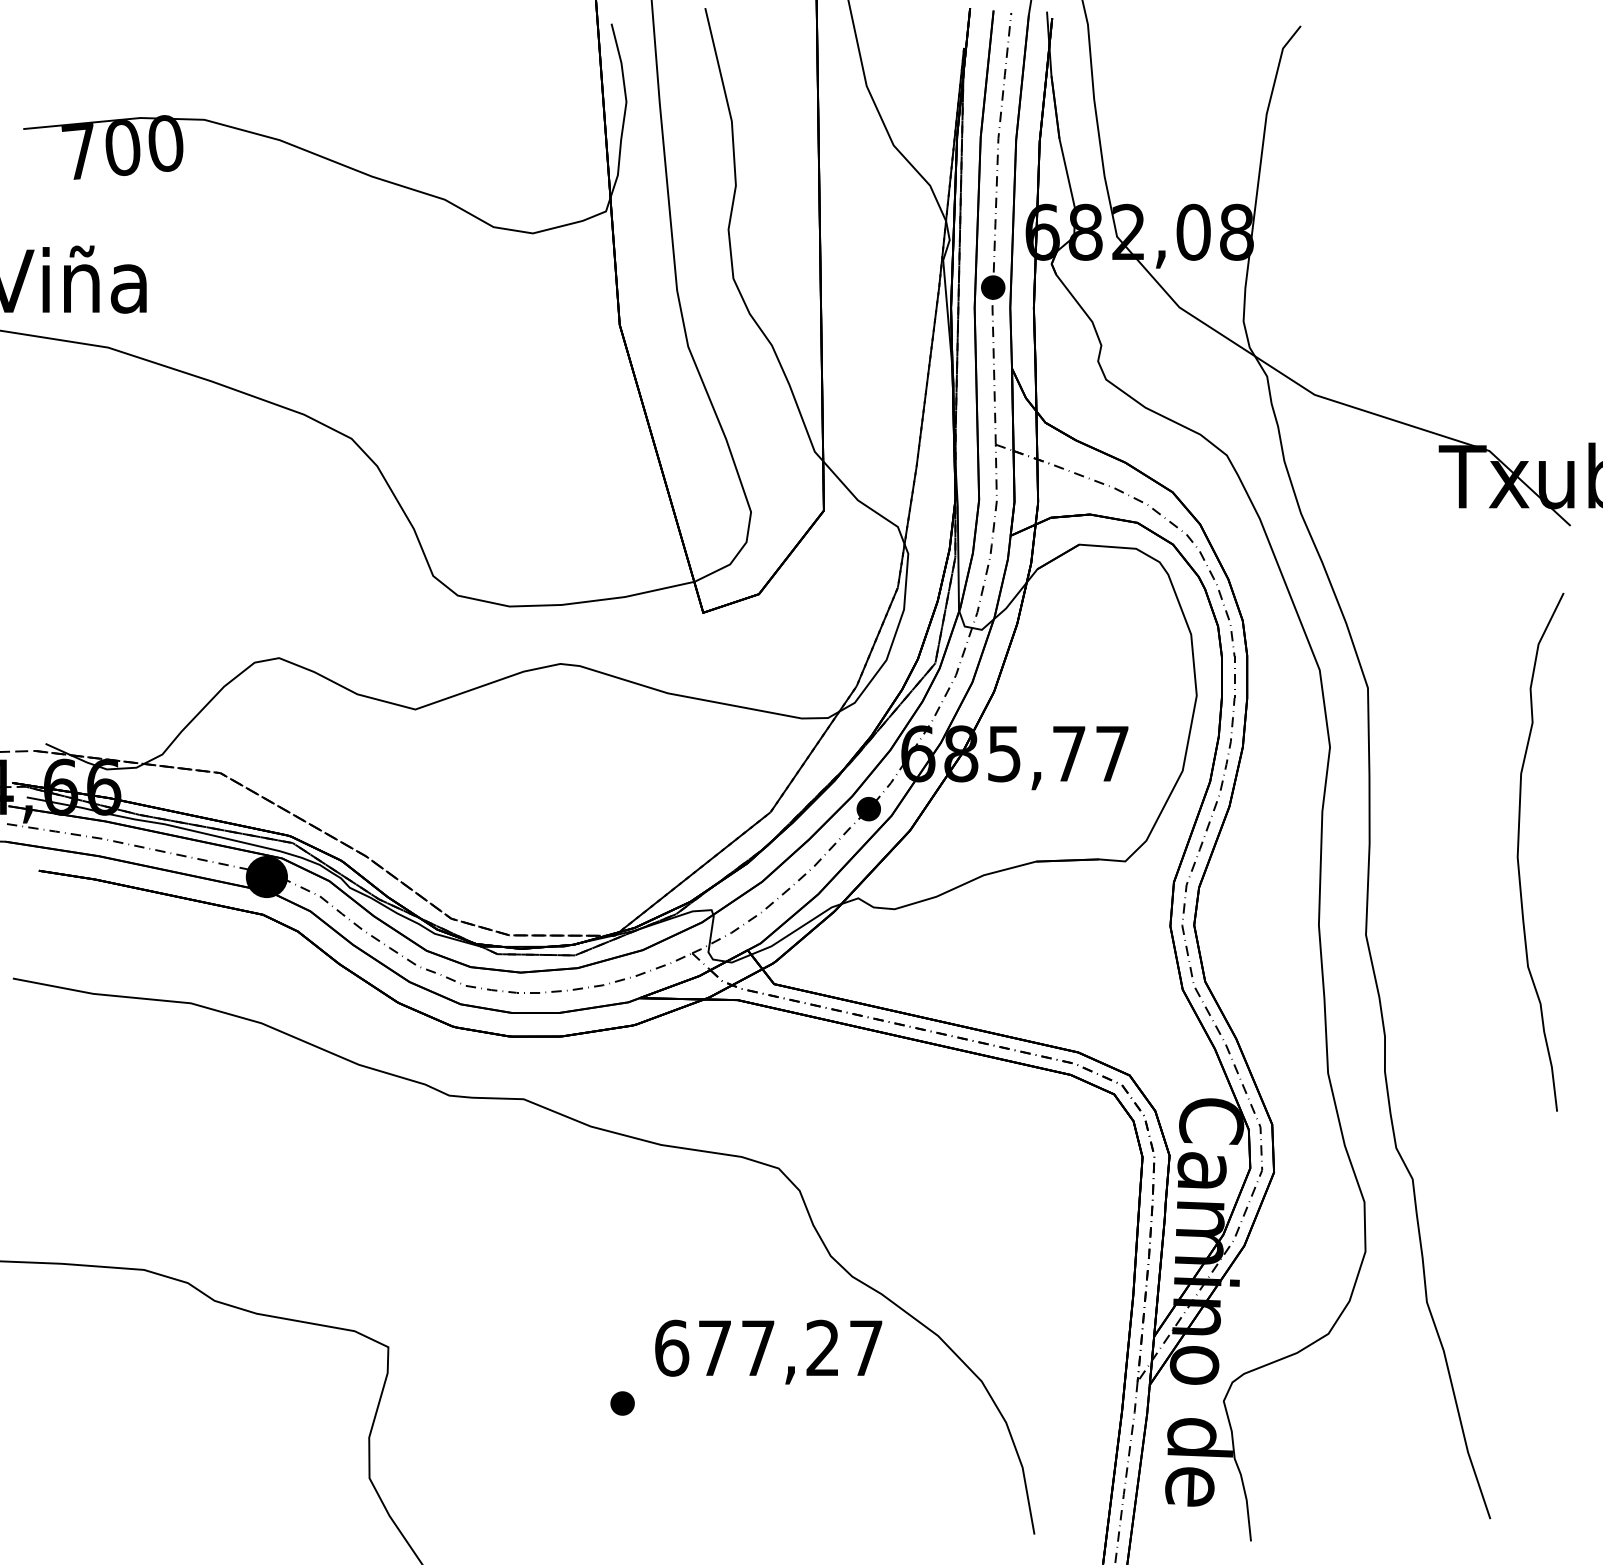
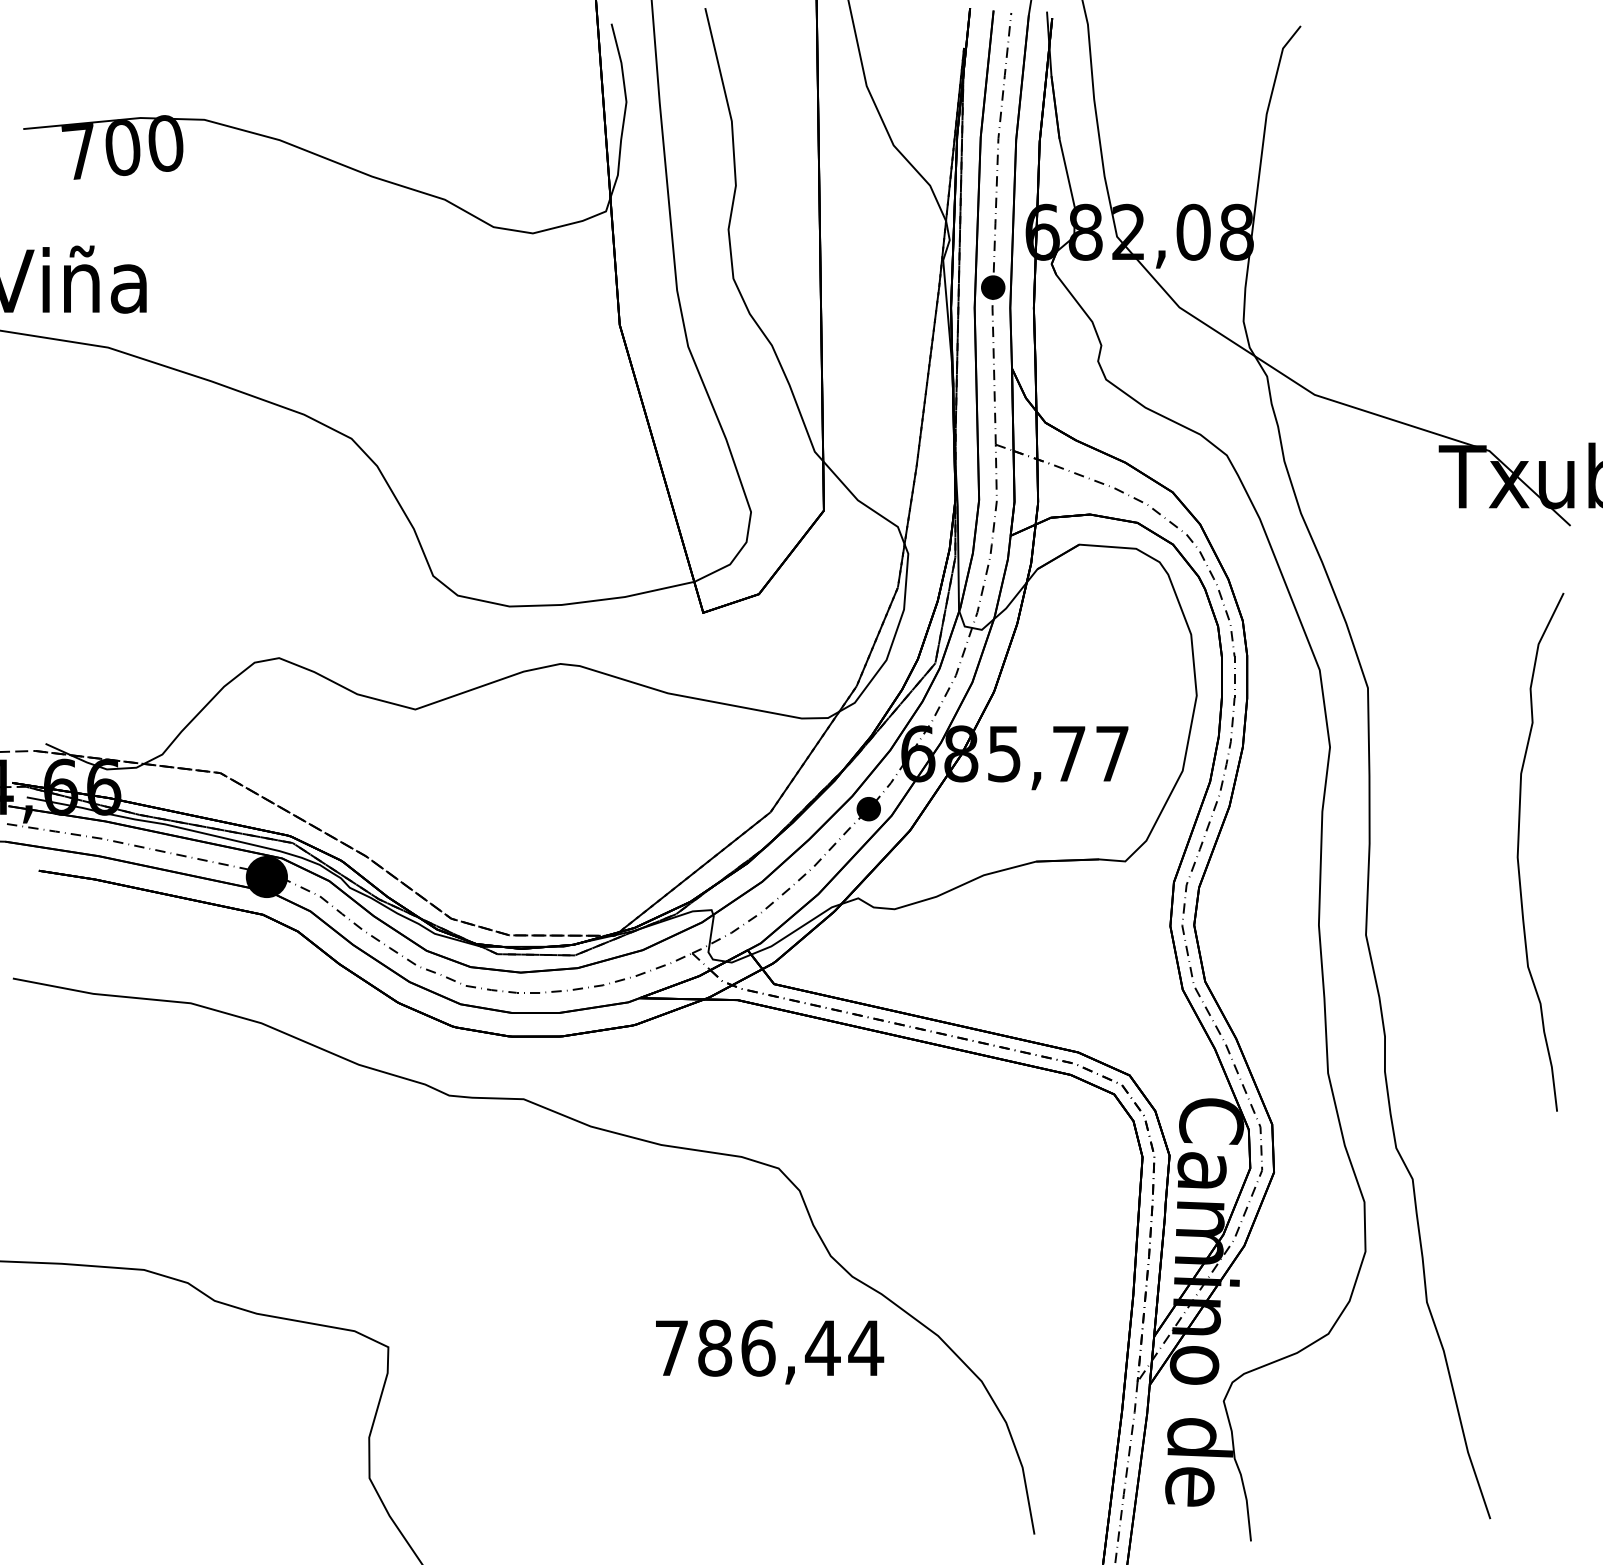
text: 677,27 -> 786,44 (769, 1347)
part: present -> none (622, 1403)
